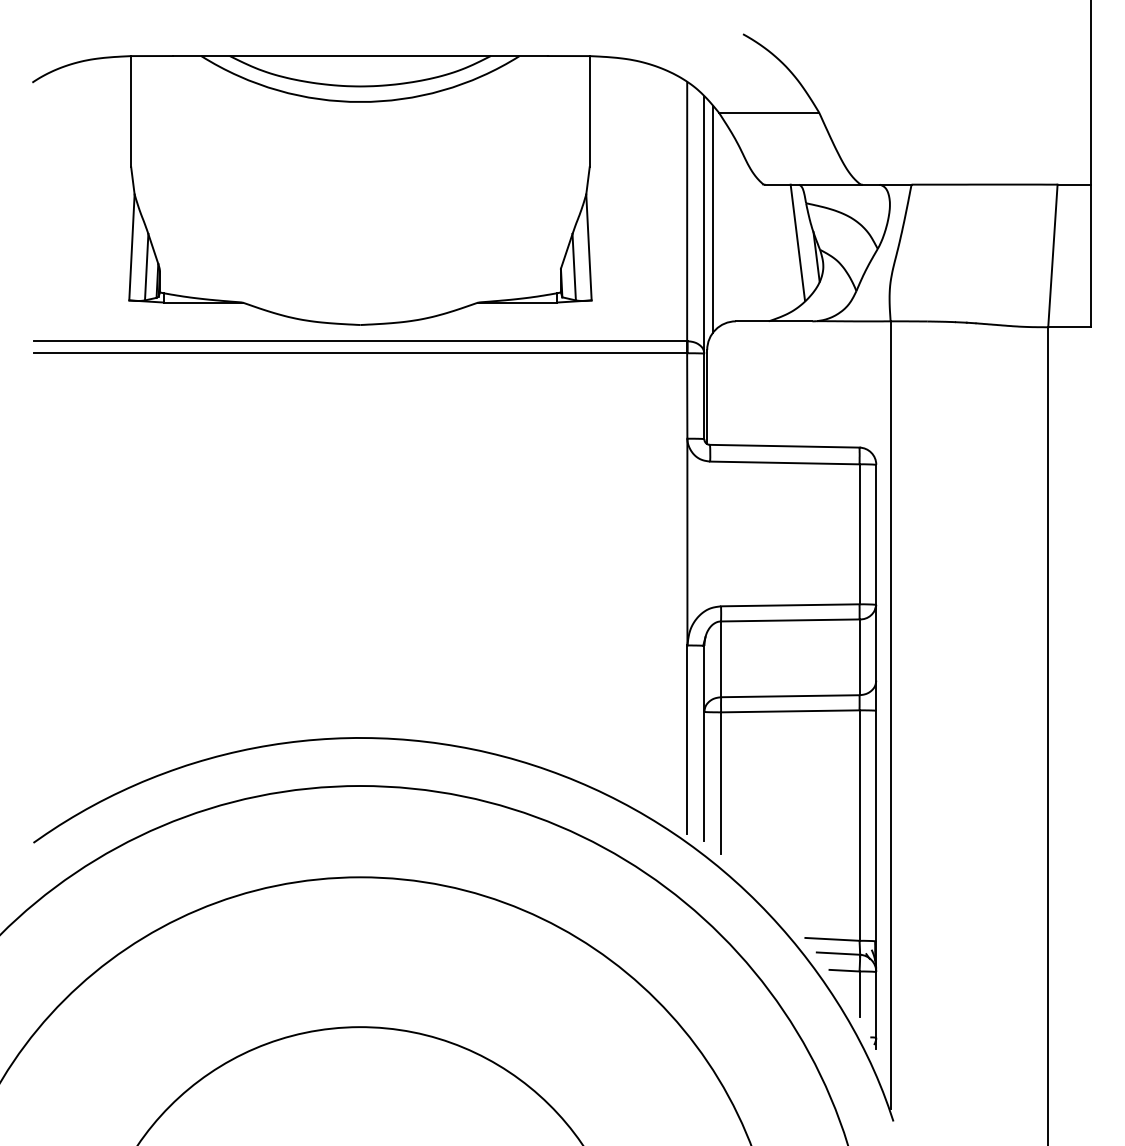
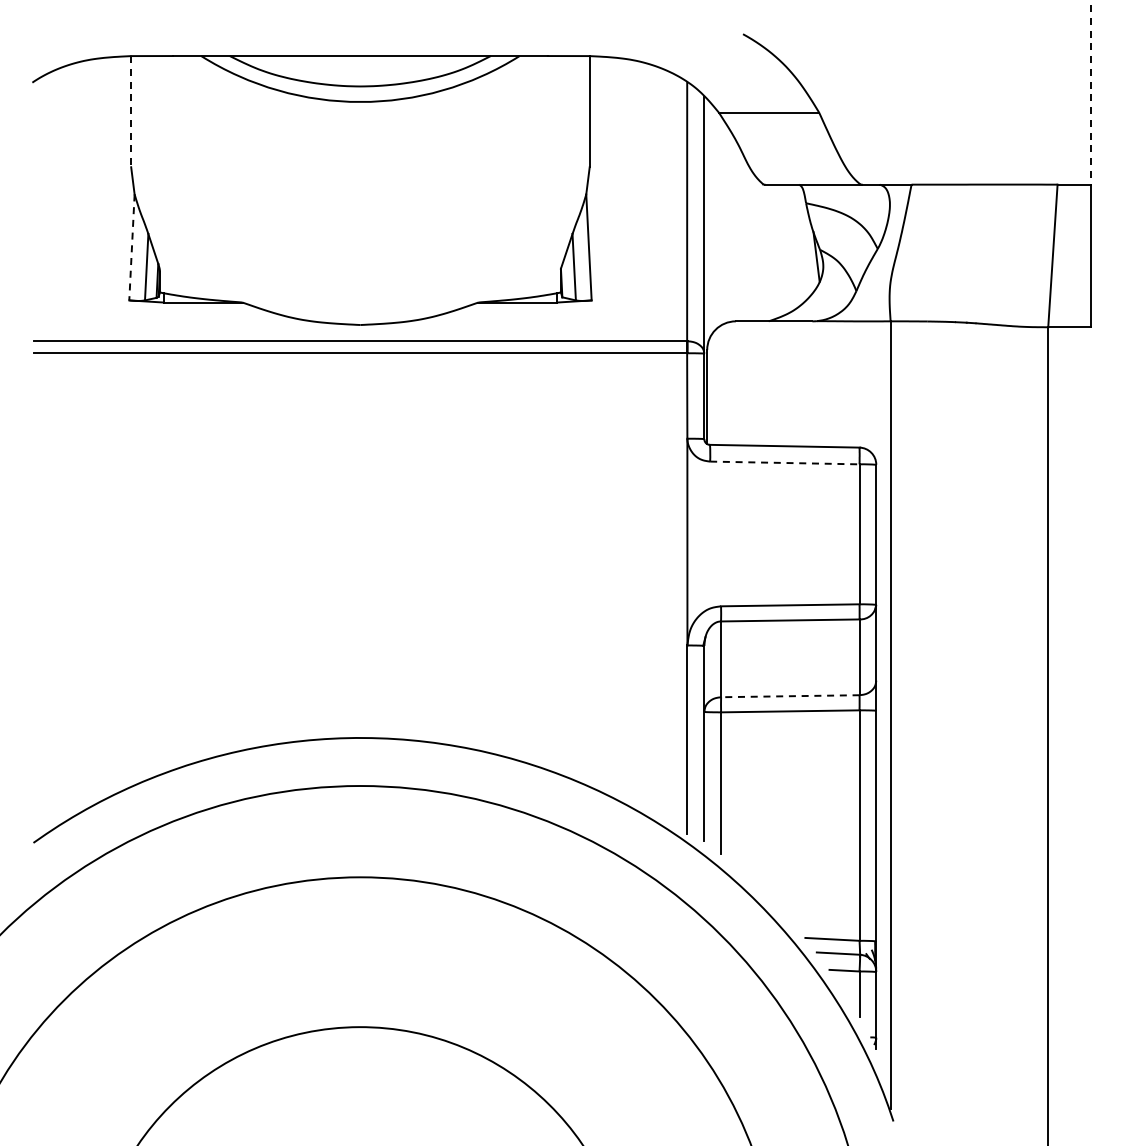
line: solid -> dashed (1091, 92)
line: solid -> dashed (131, 111)
line: present -> none (712, 219)
line: present -> none (797, 242)
line: solid -> dashed (131, 247)
line: solid -> dashed (784, 462)
line: solid -> dashed (789, 696)
